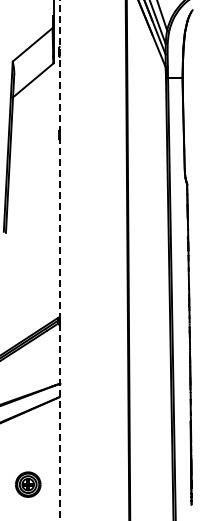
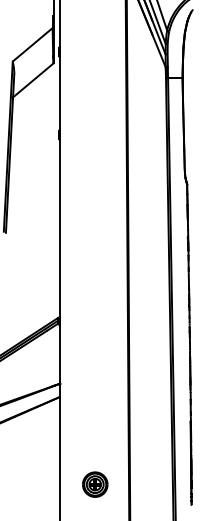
line: dashed -> solid (60, 261)
part position: (28, 484) -> (95, 484) (95, 484)
